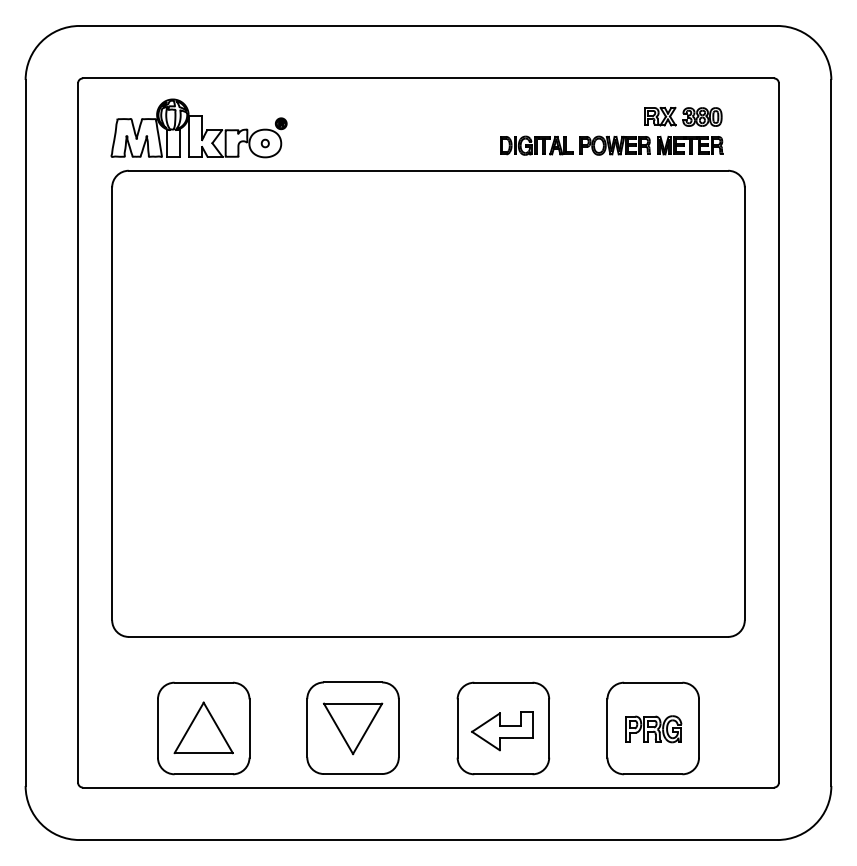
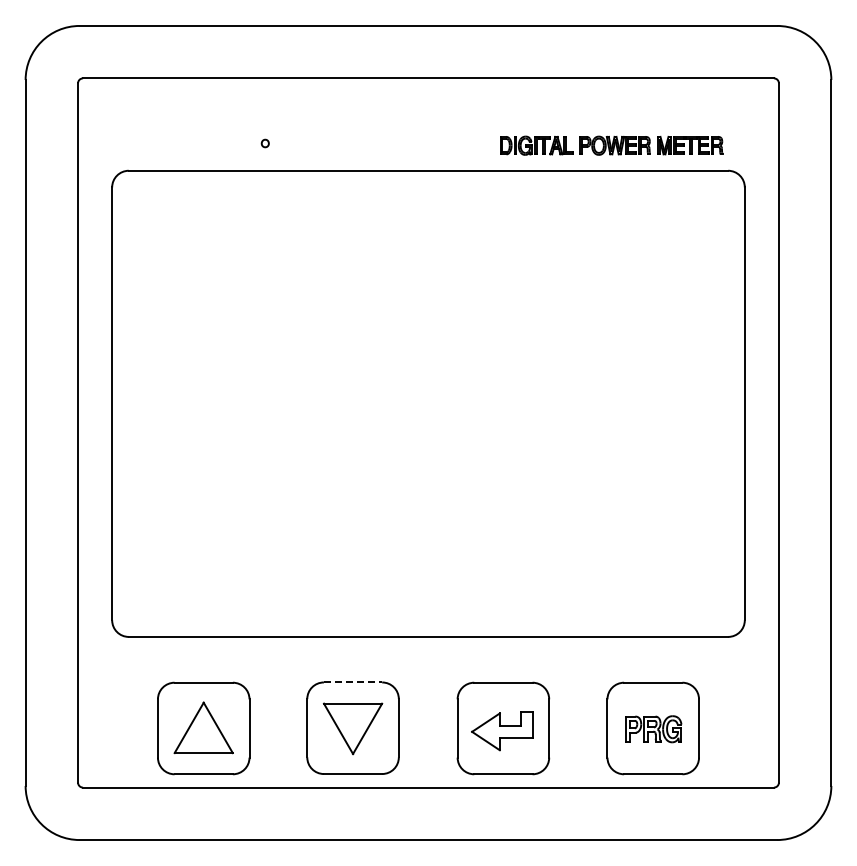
part: present -> none (683, 116)
part: present -> none (198, 128)
line: solid -> dashed (353, 682)
